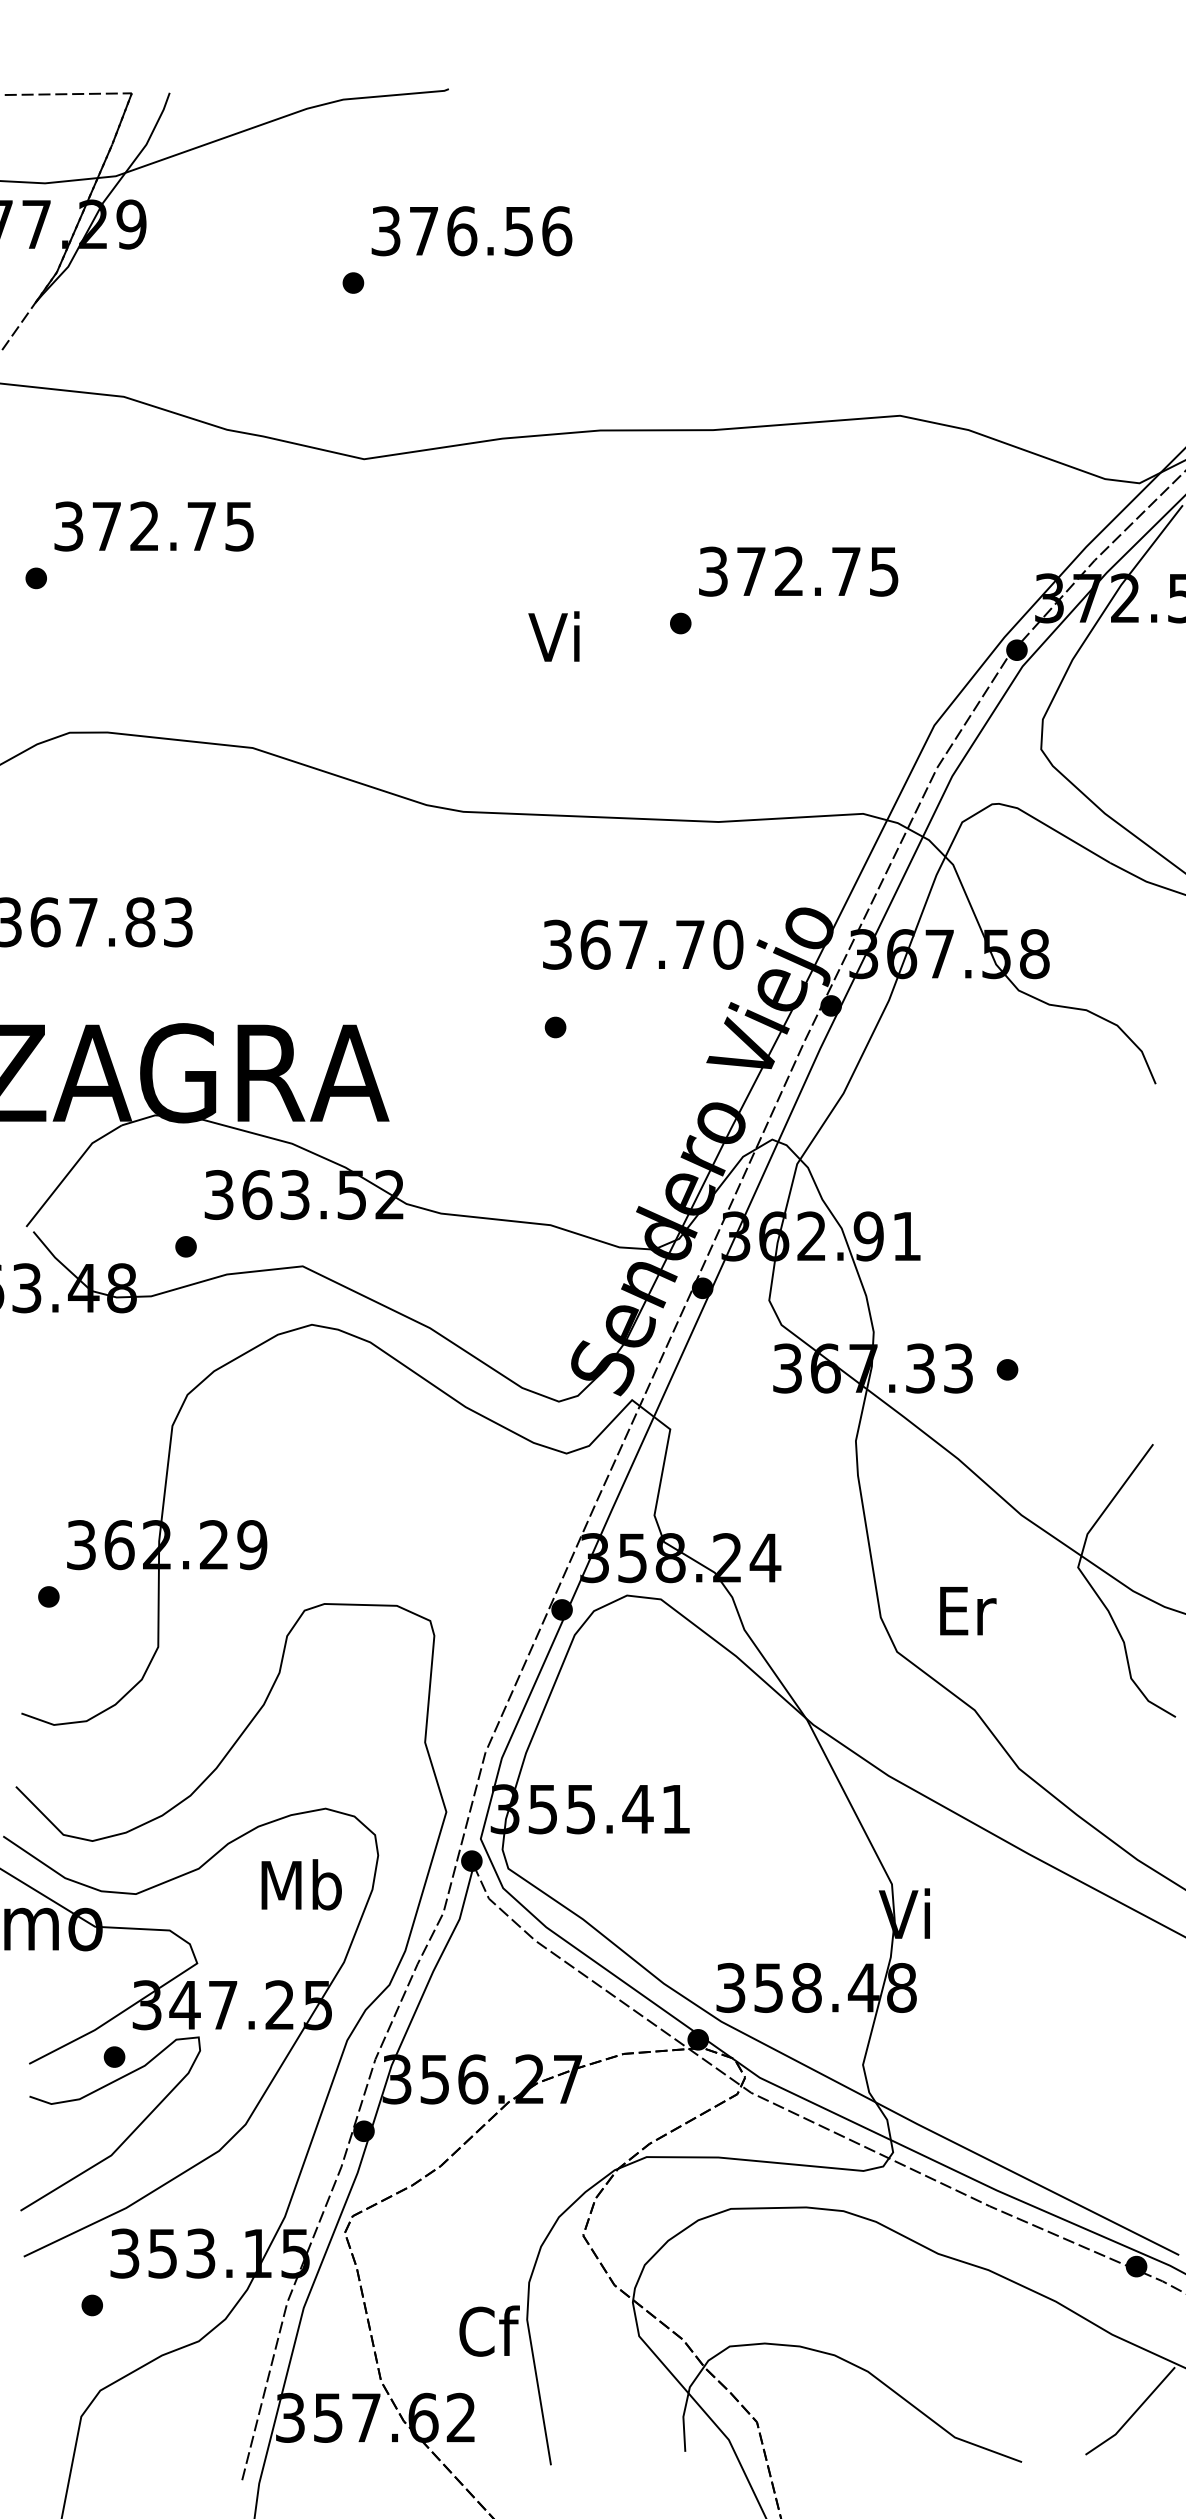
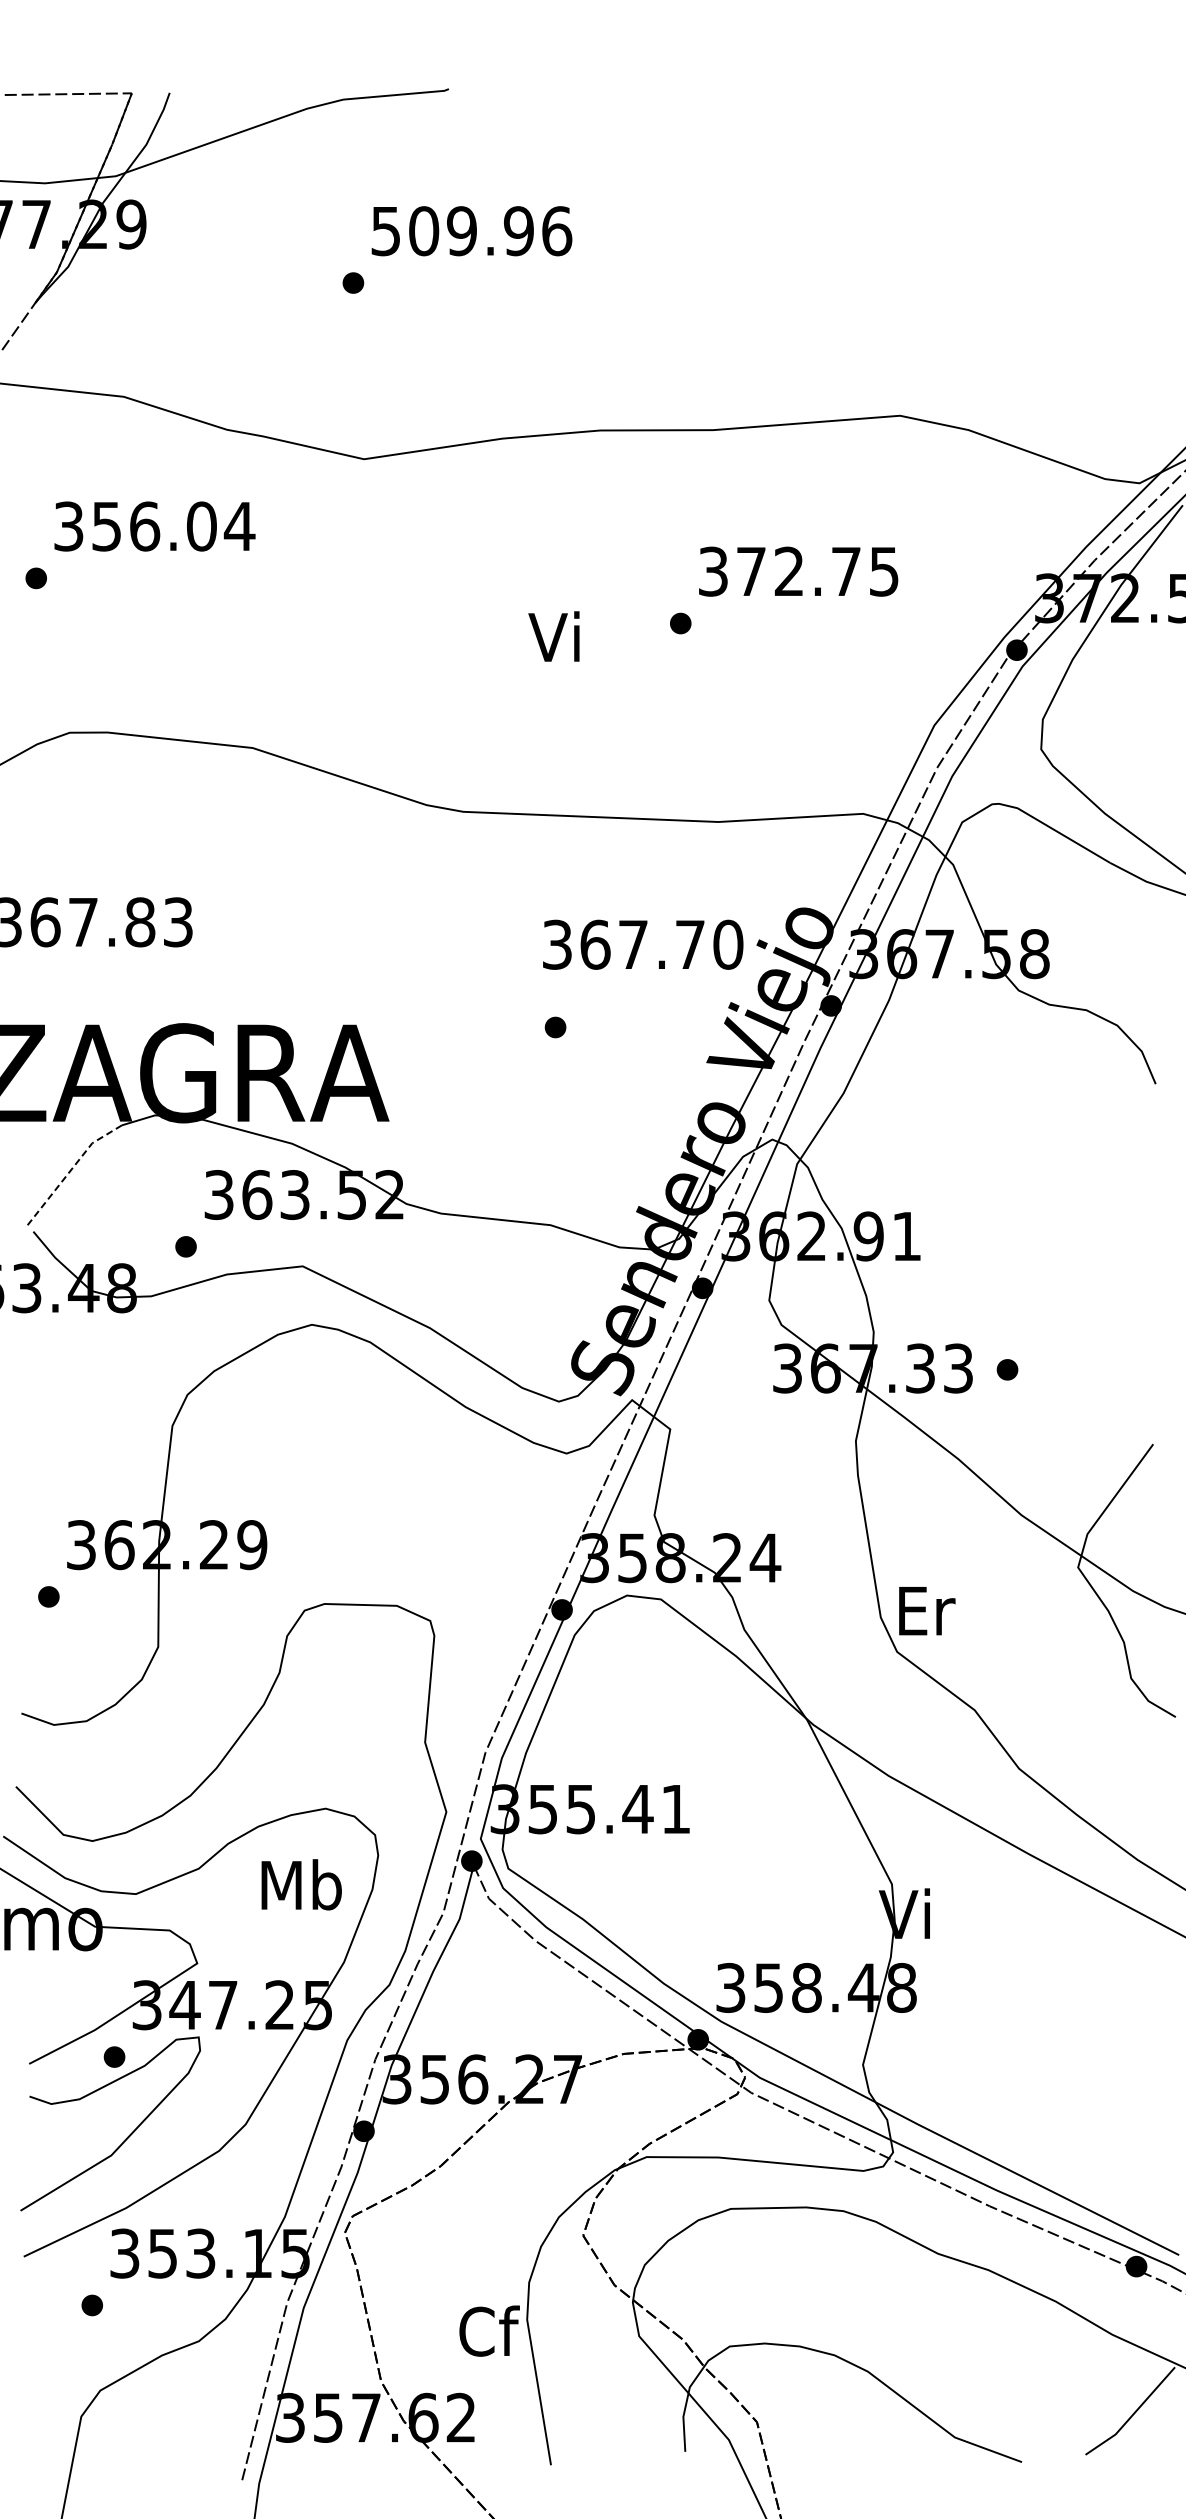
text: 376.56 -> 509.96 (452, 231)
text: 372.75 -> 356.04 (173, 526)
line: solid -> dashed (70, 1171)
text position: (968, 1611) -> (927, 1611) (927, 1611)
